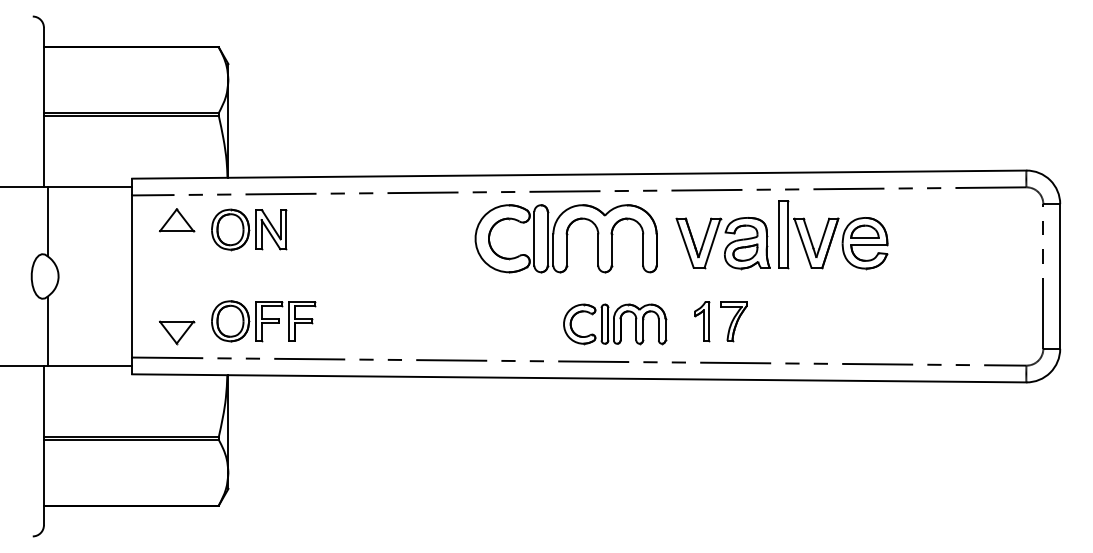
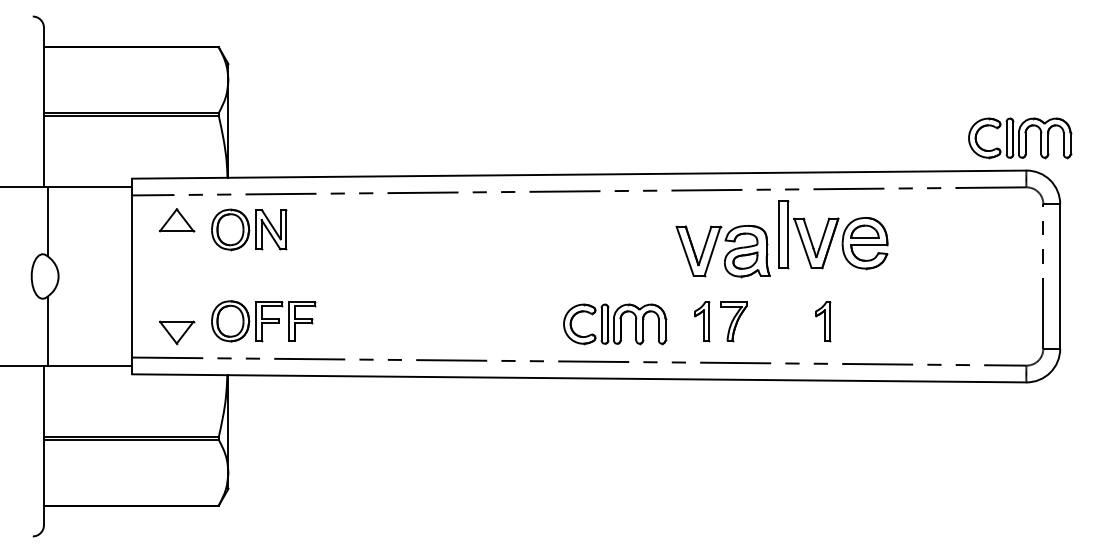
part: none -> present (1020, 138)
part: present -> none (565, 238)
part position: (722, 243) -> (722, 251) (722, 251)
part: none -> present (823, 321)
